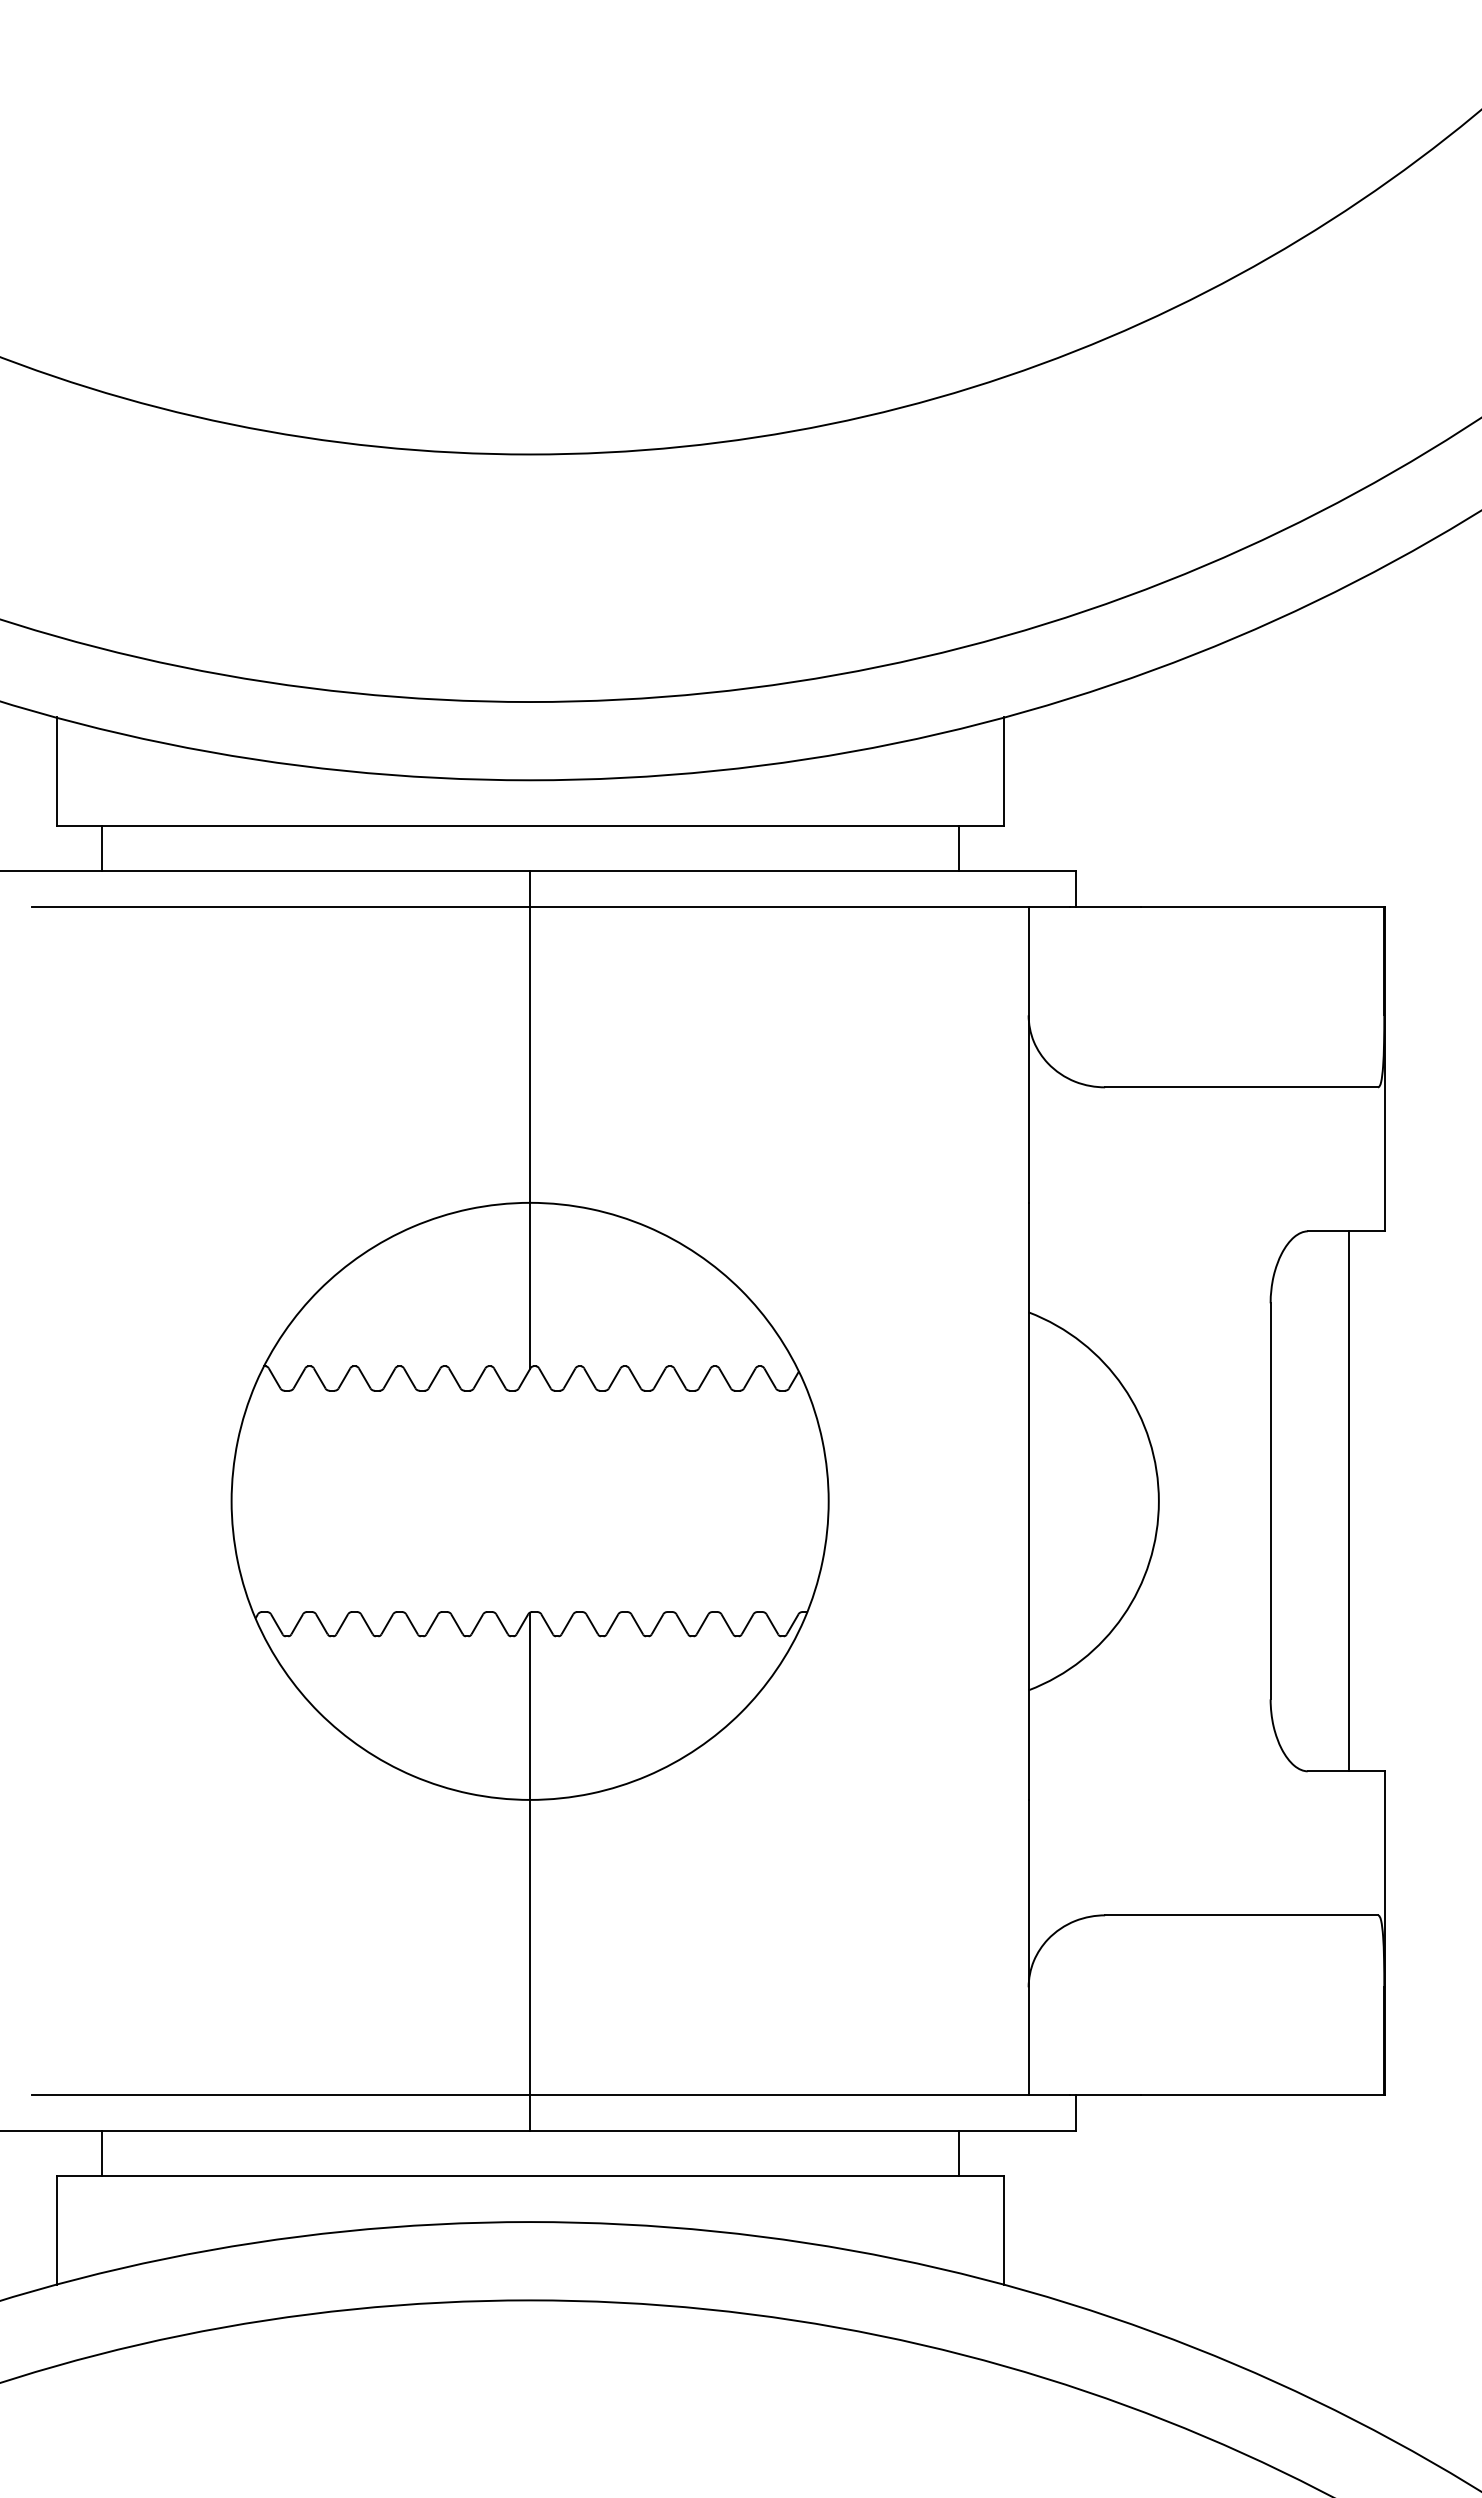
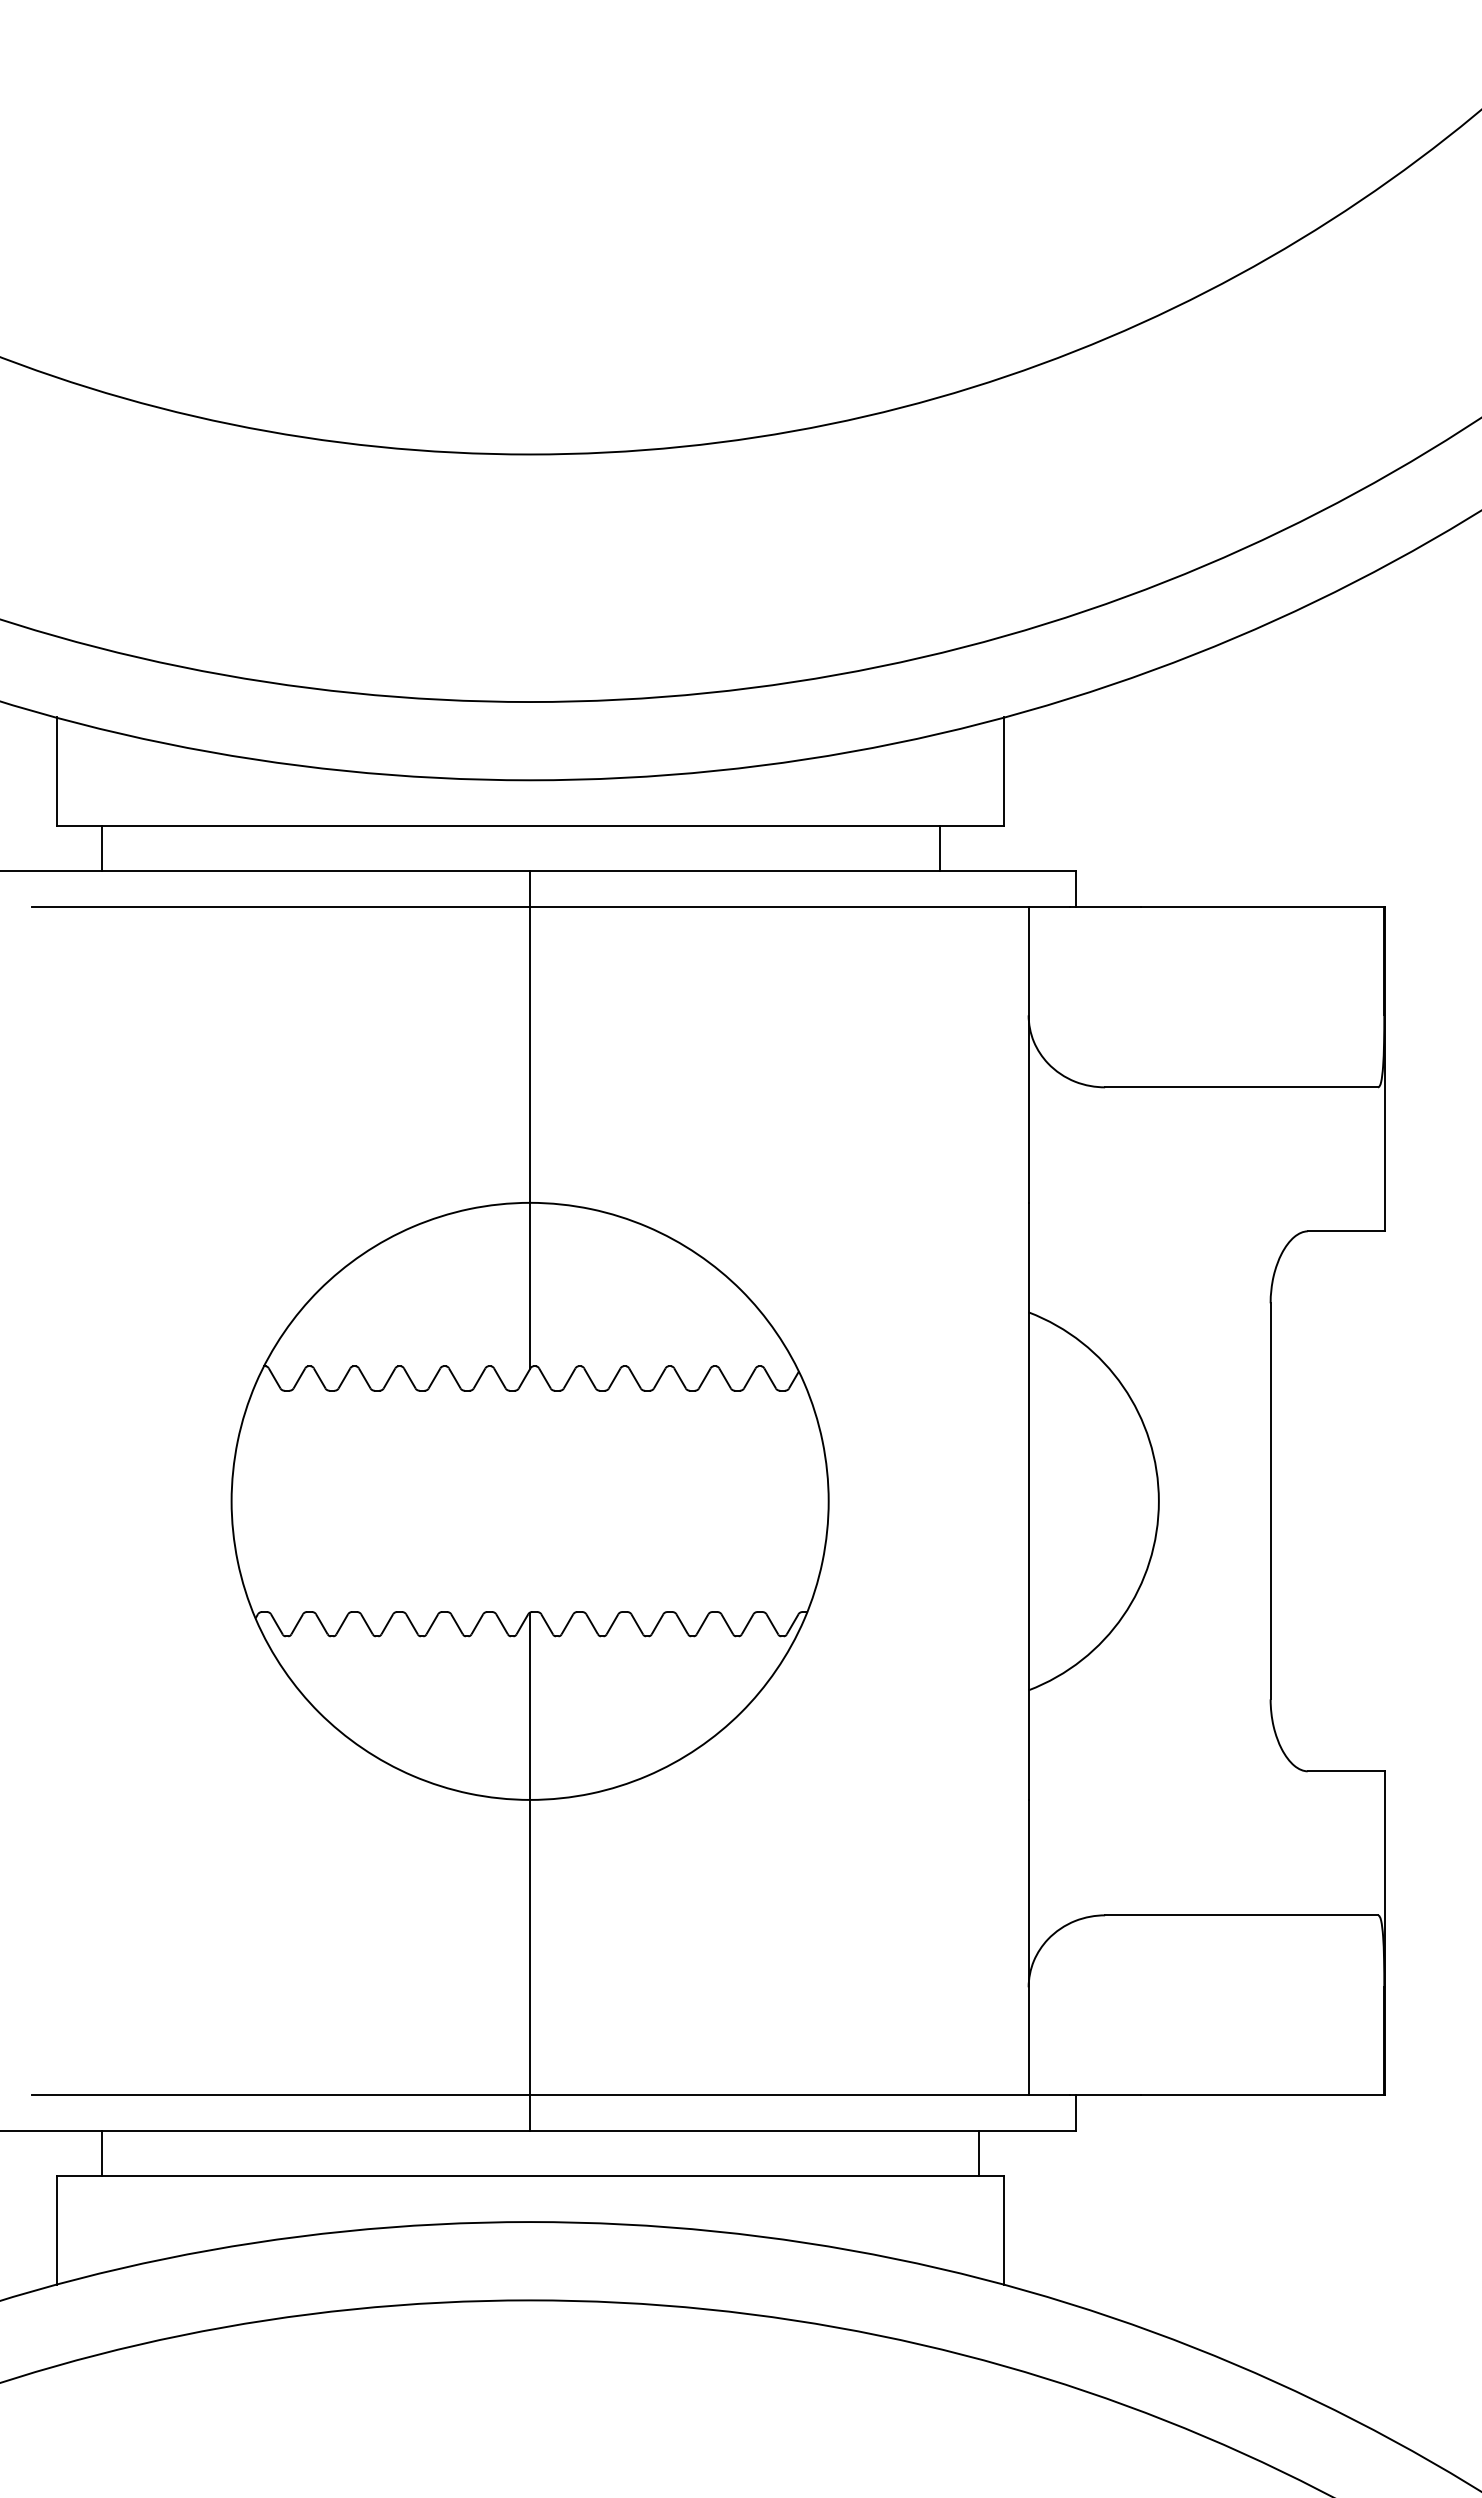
line position: (958, 848) -> (939, 848) (939, 848)
line: present -> none (1349, 1501)
line position: (958, 2153) -> (978, 2153) (978, 2153)
